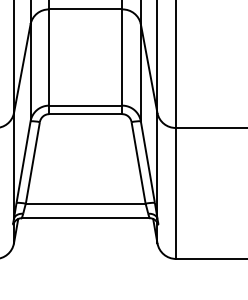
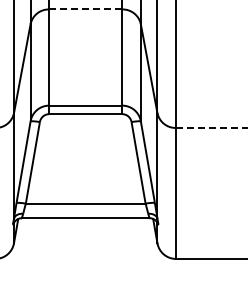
line: solid -> dashed (85, 9)
line: solid -> dashed (211, 127)
